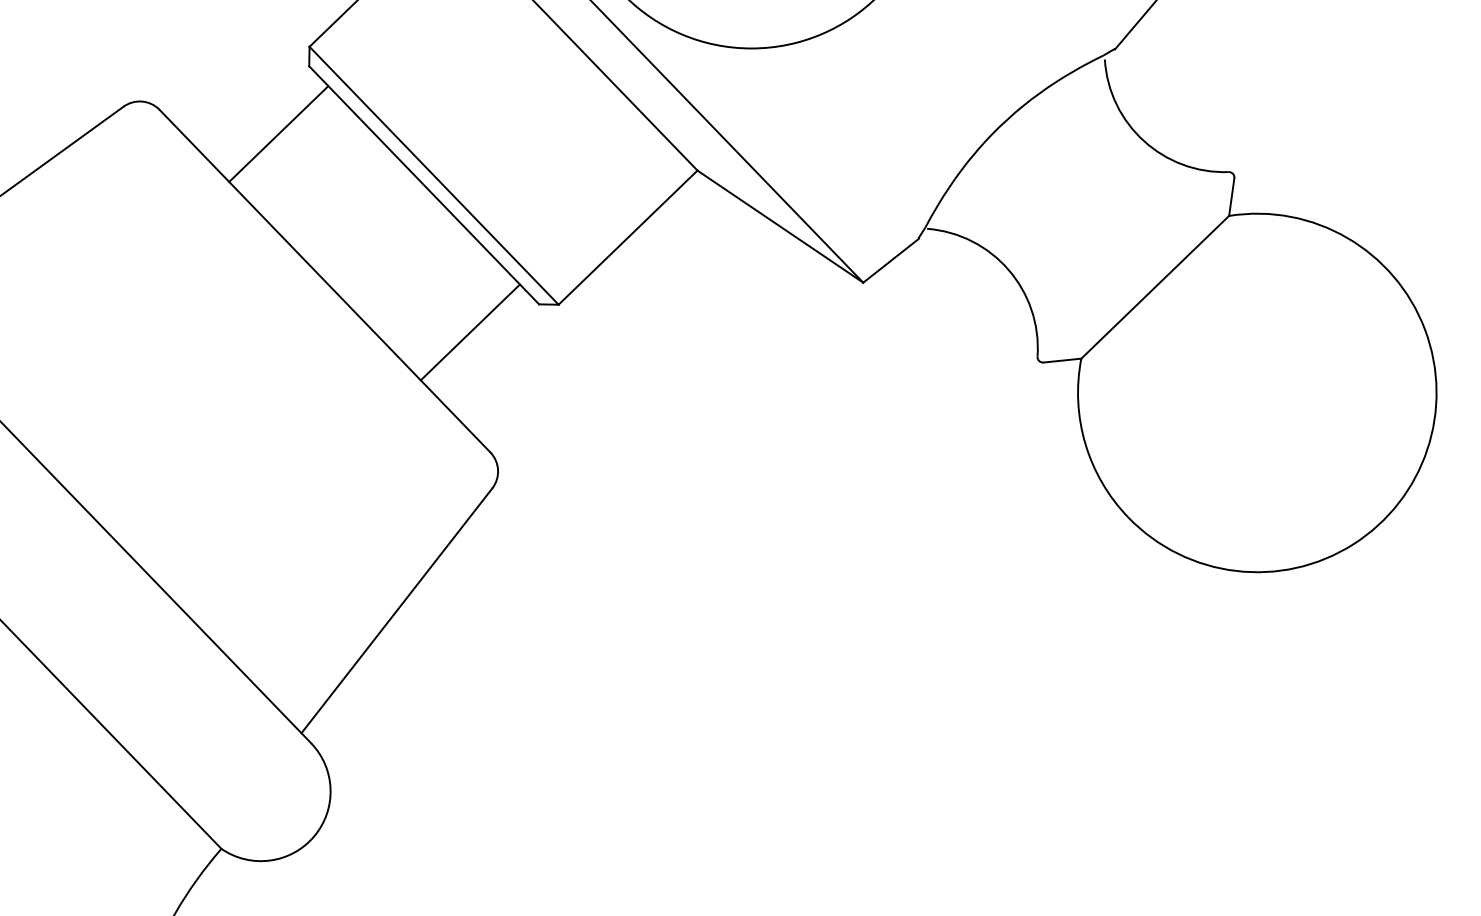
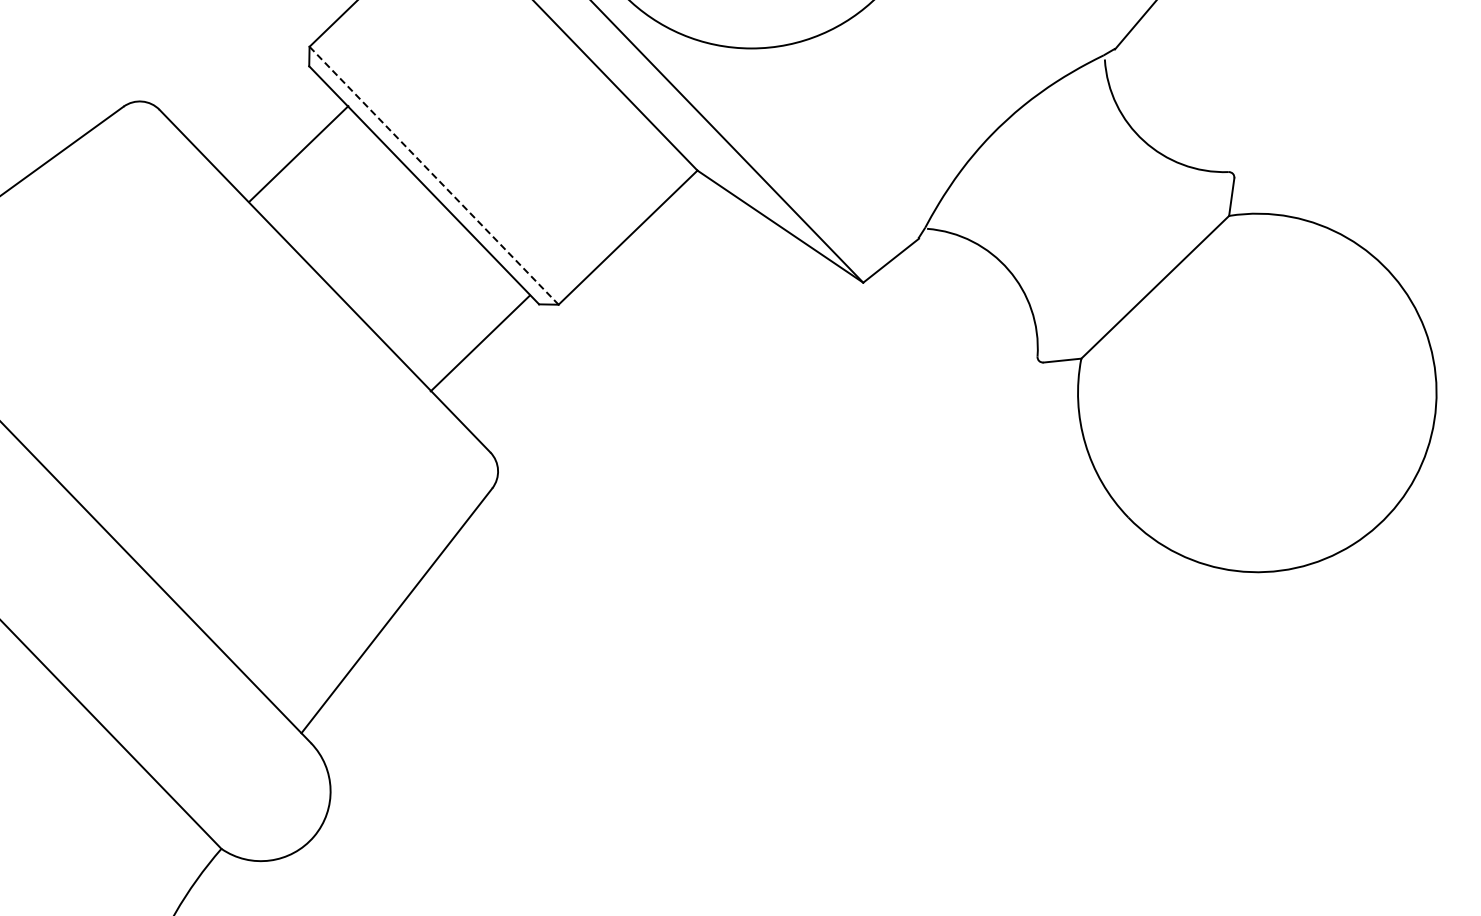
line position: (278, 133) -> (298, 153) (298, 153)
line: solid -> dashed (434, 176)
line position: (469, 332) -> (479, 343) (479, 343)
